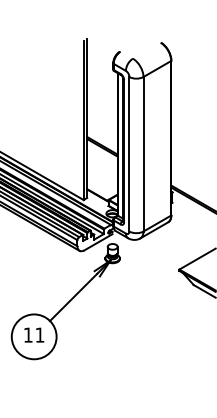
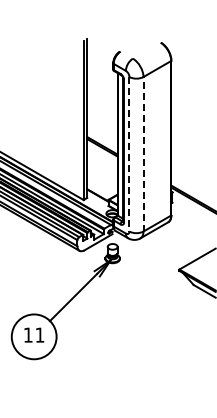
line: solid -> dashed (143, 153)
line: solid -> dashed (129, 154)
